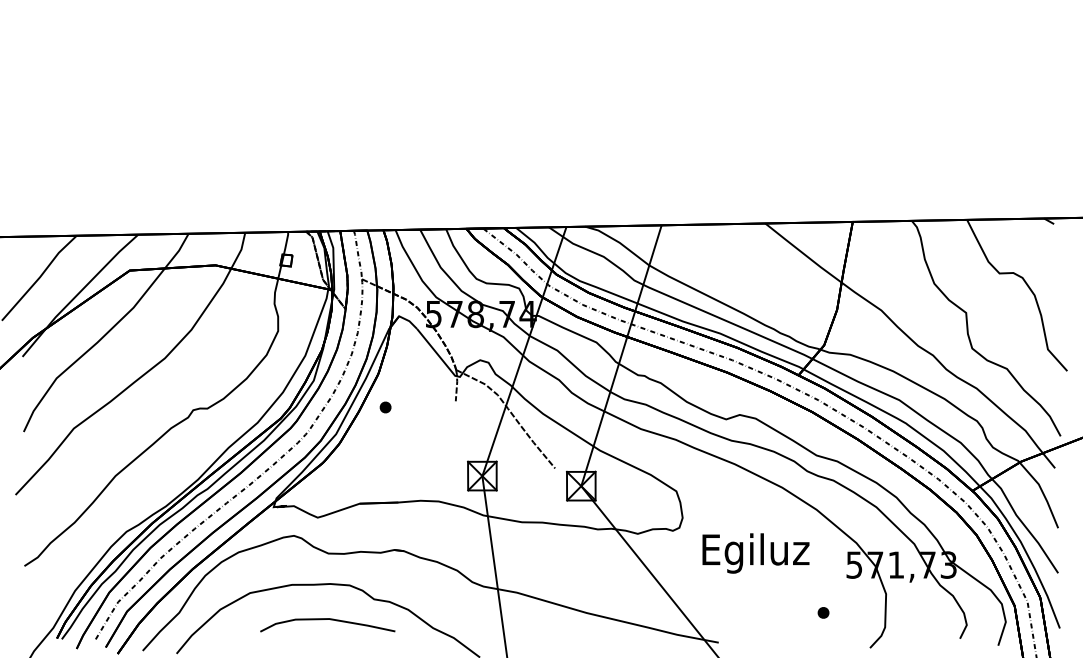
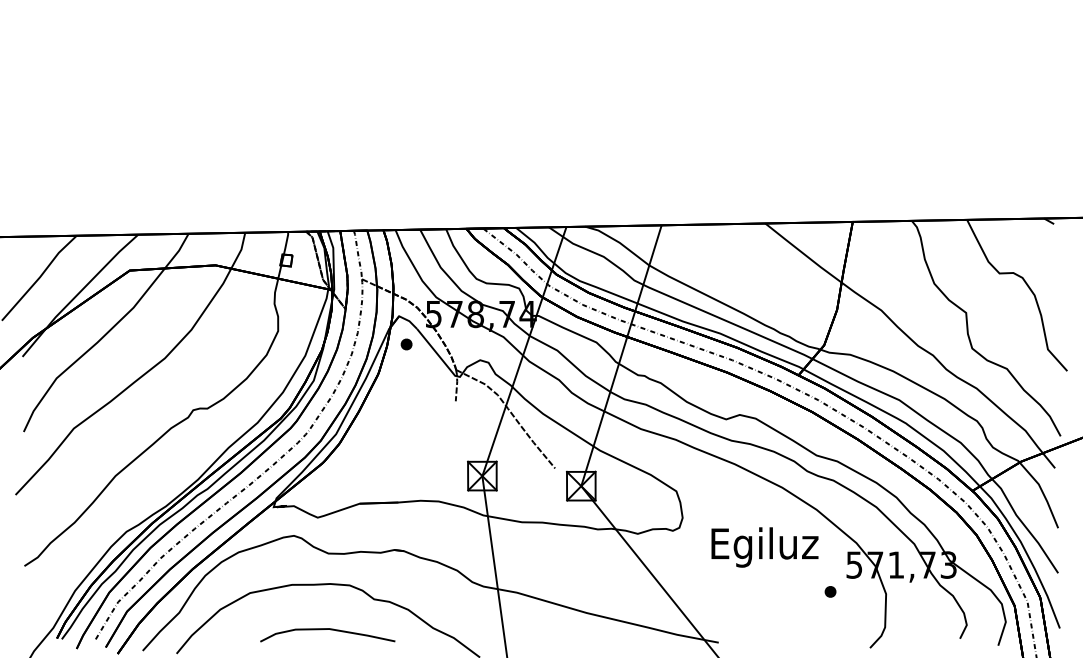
part position: (385, 407) -> (406, 344) (406, 344)
text position: (755, 553) -> (764, 547) (764, 547)
part position: (823, 612) -> (830, 591) (830, 591)
curve position: (330, 620) -> (330, 630) (330, 630)
